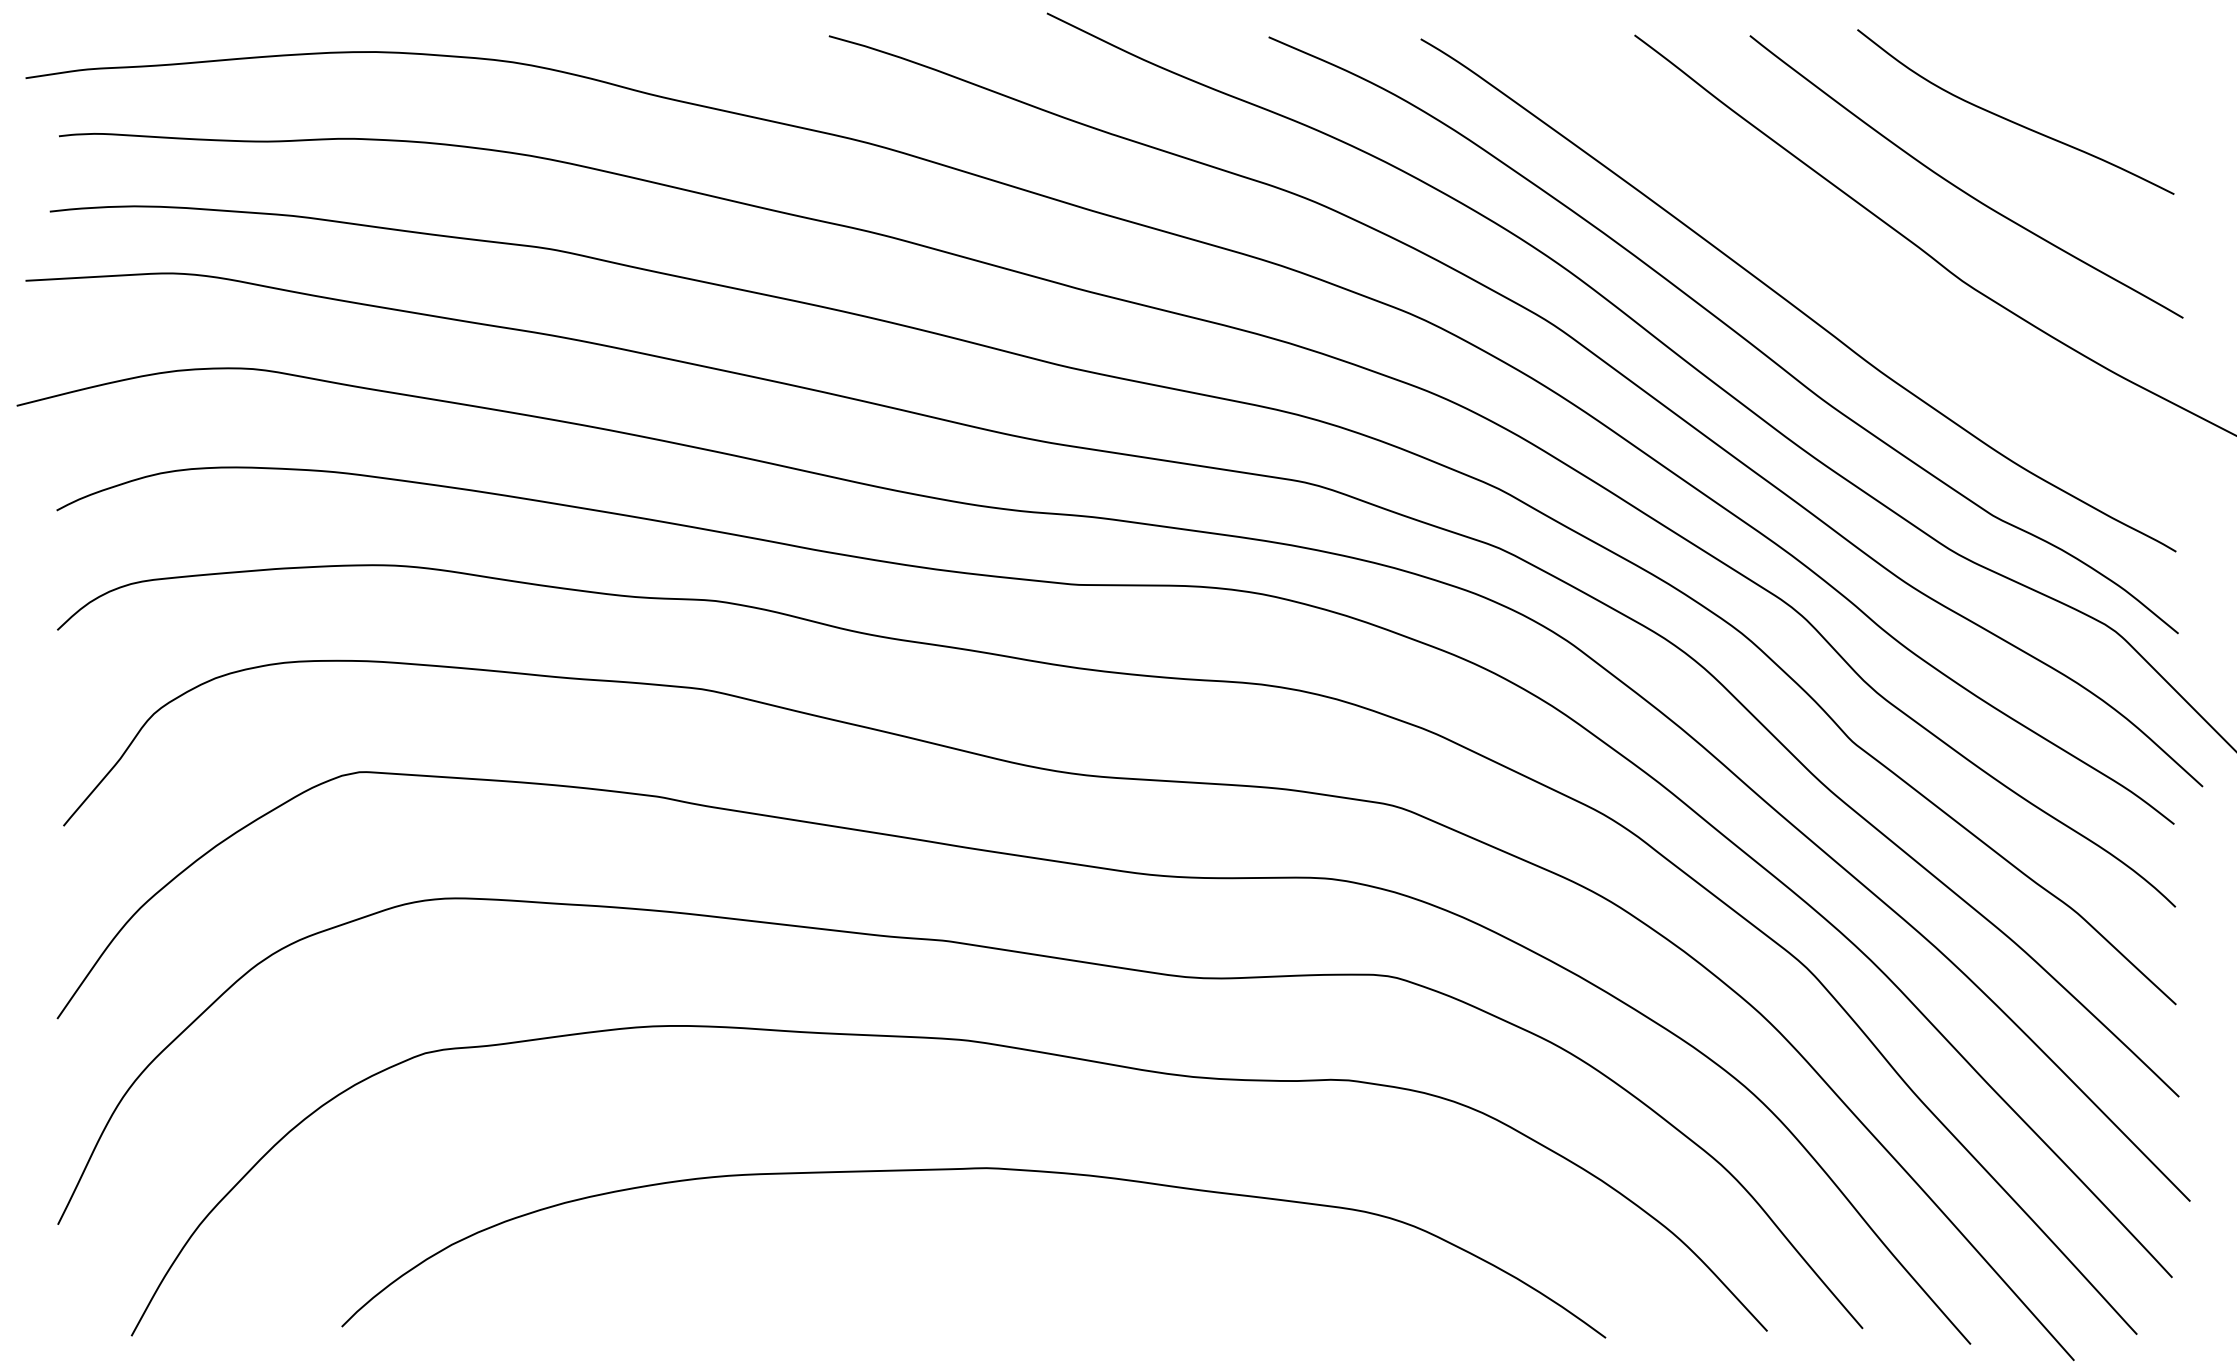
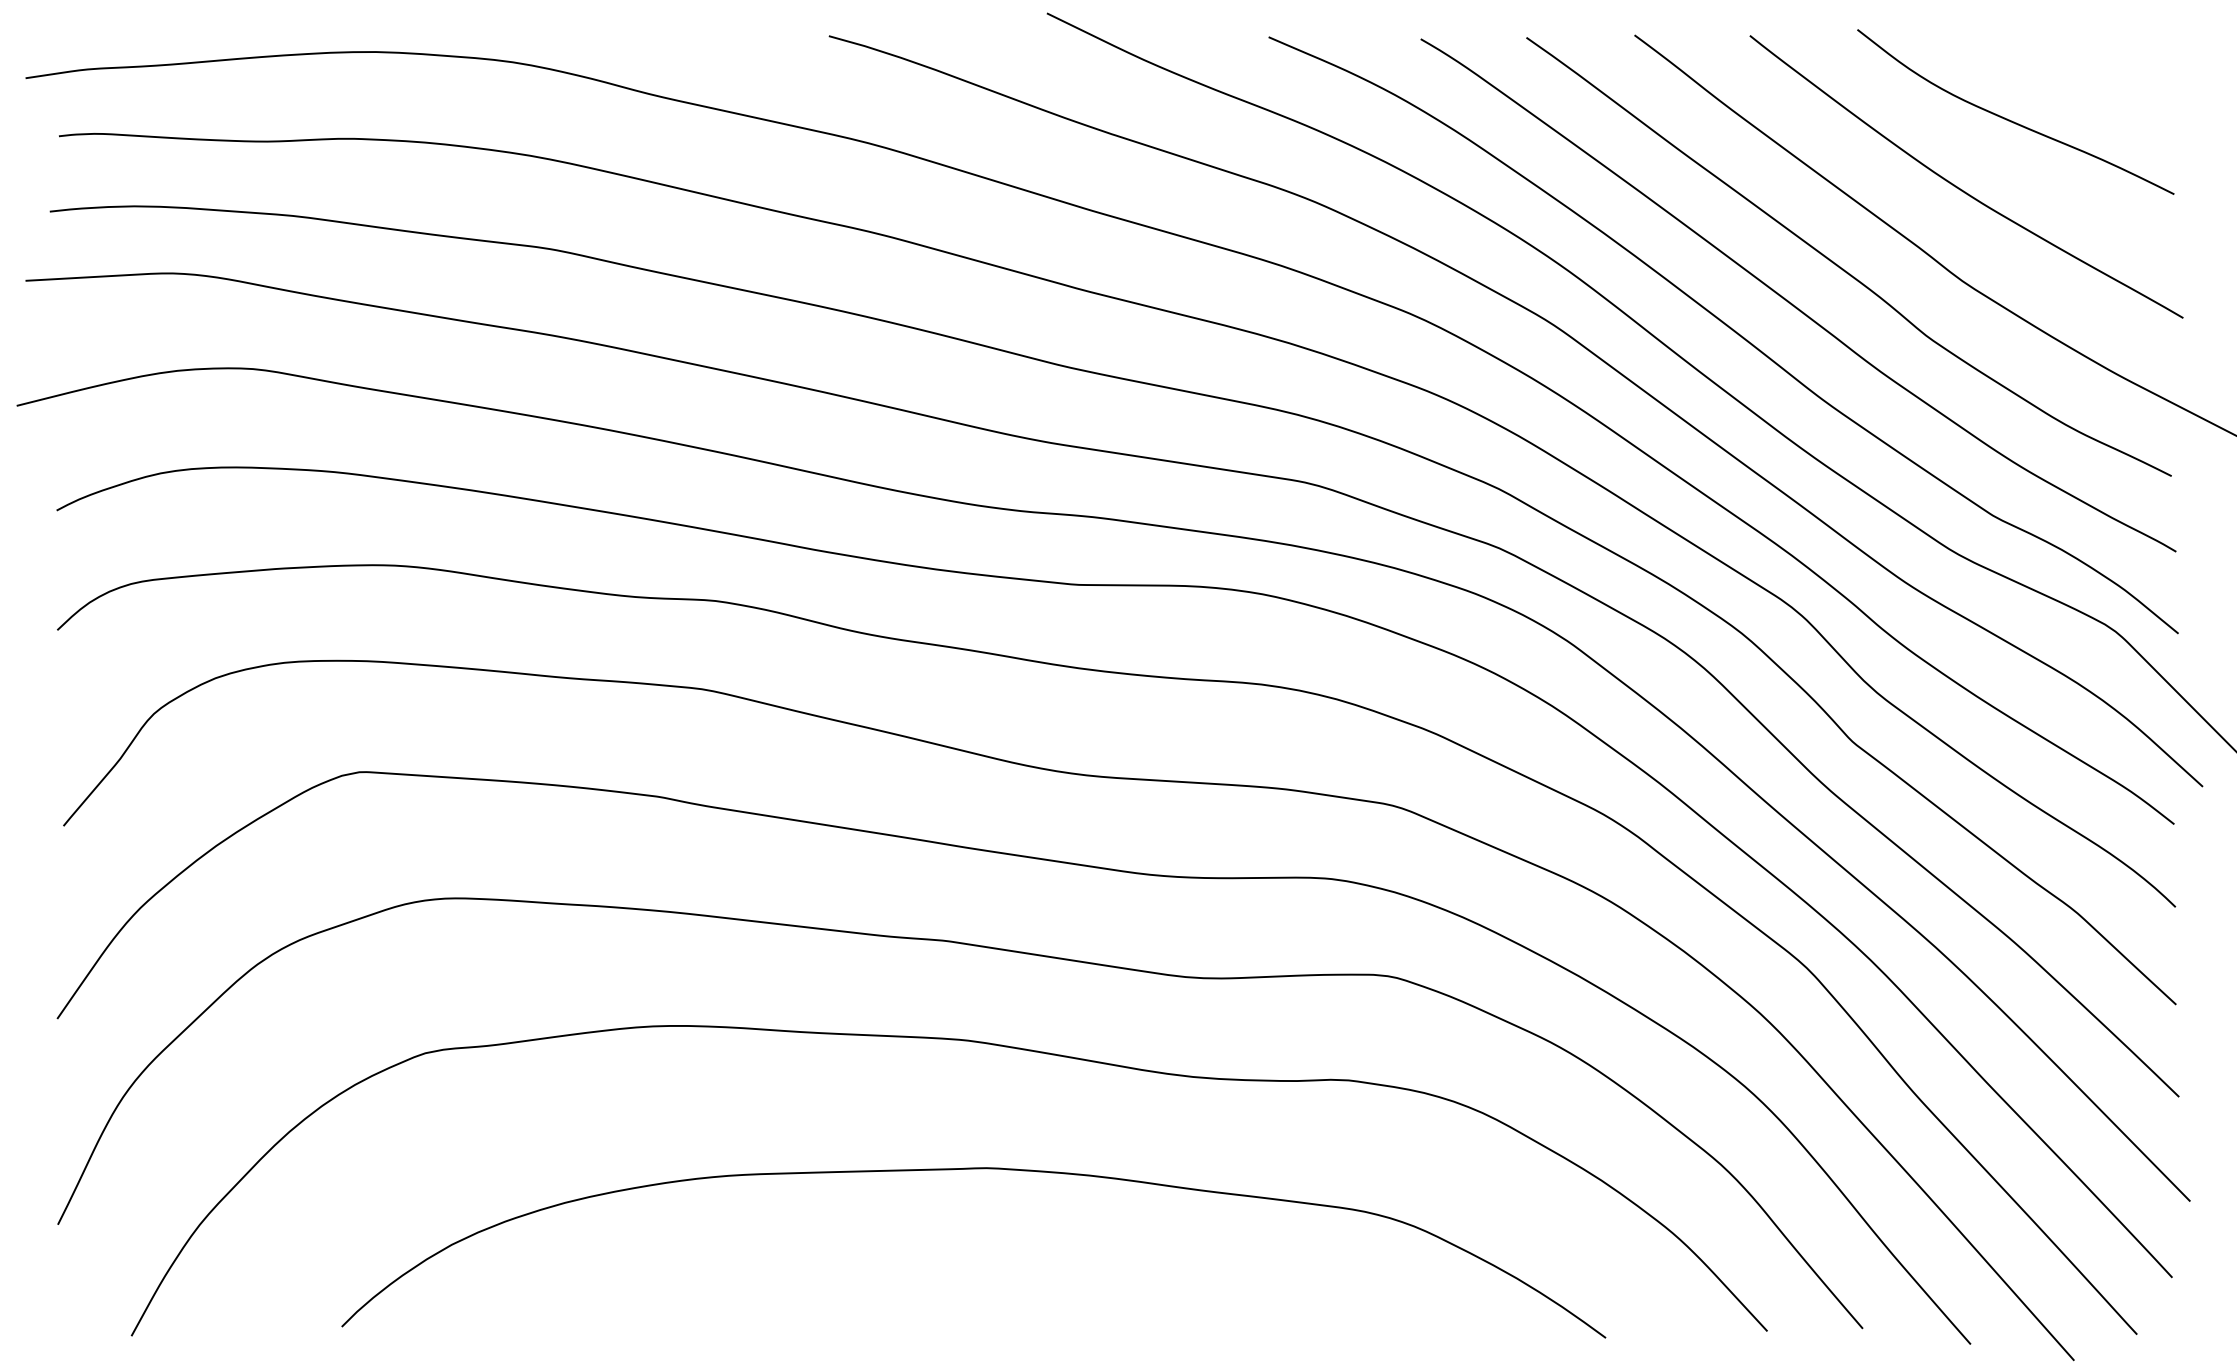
curve: none -> present (1839, 265)
